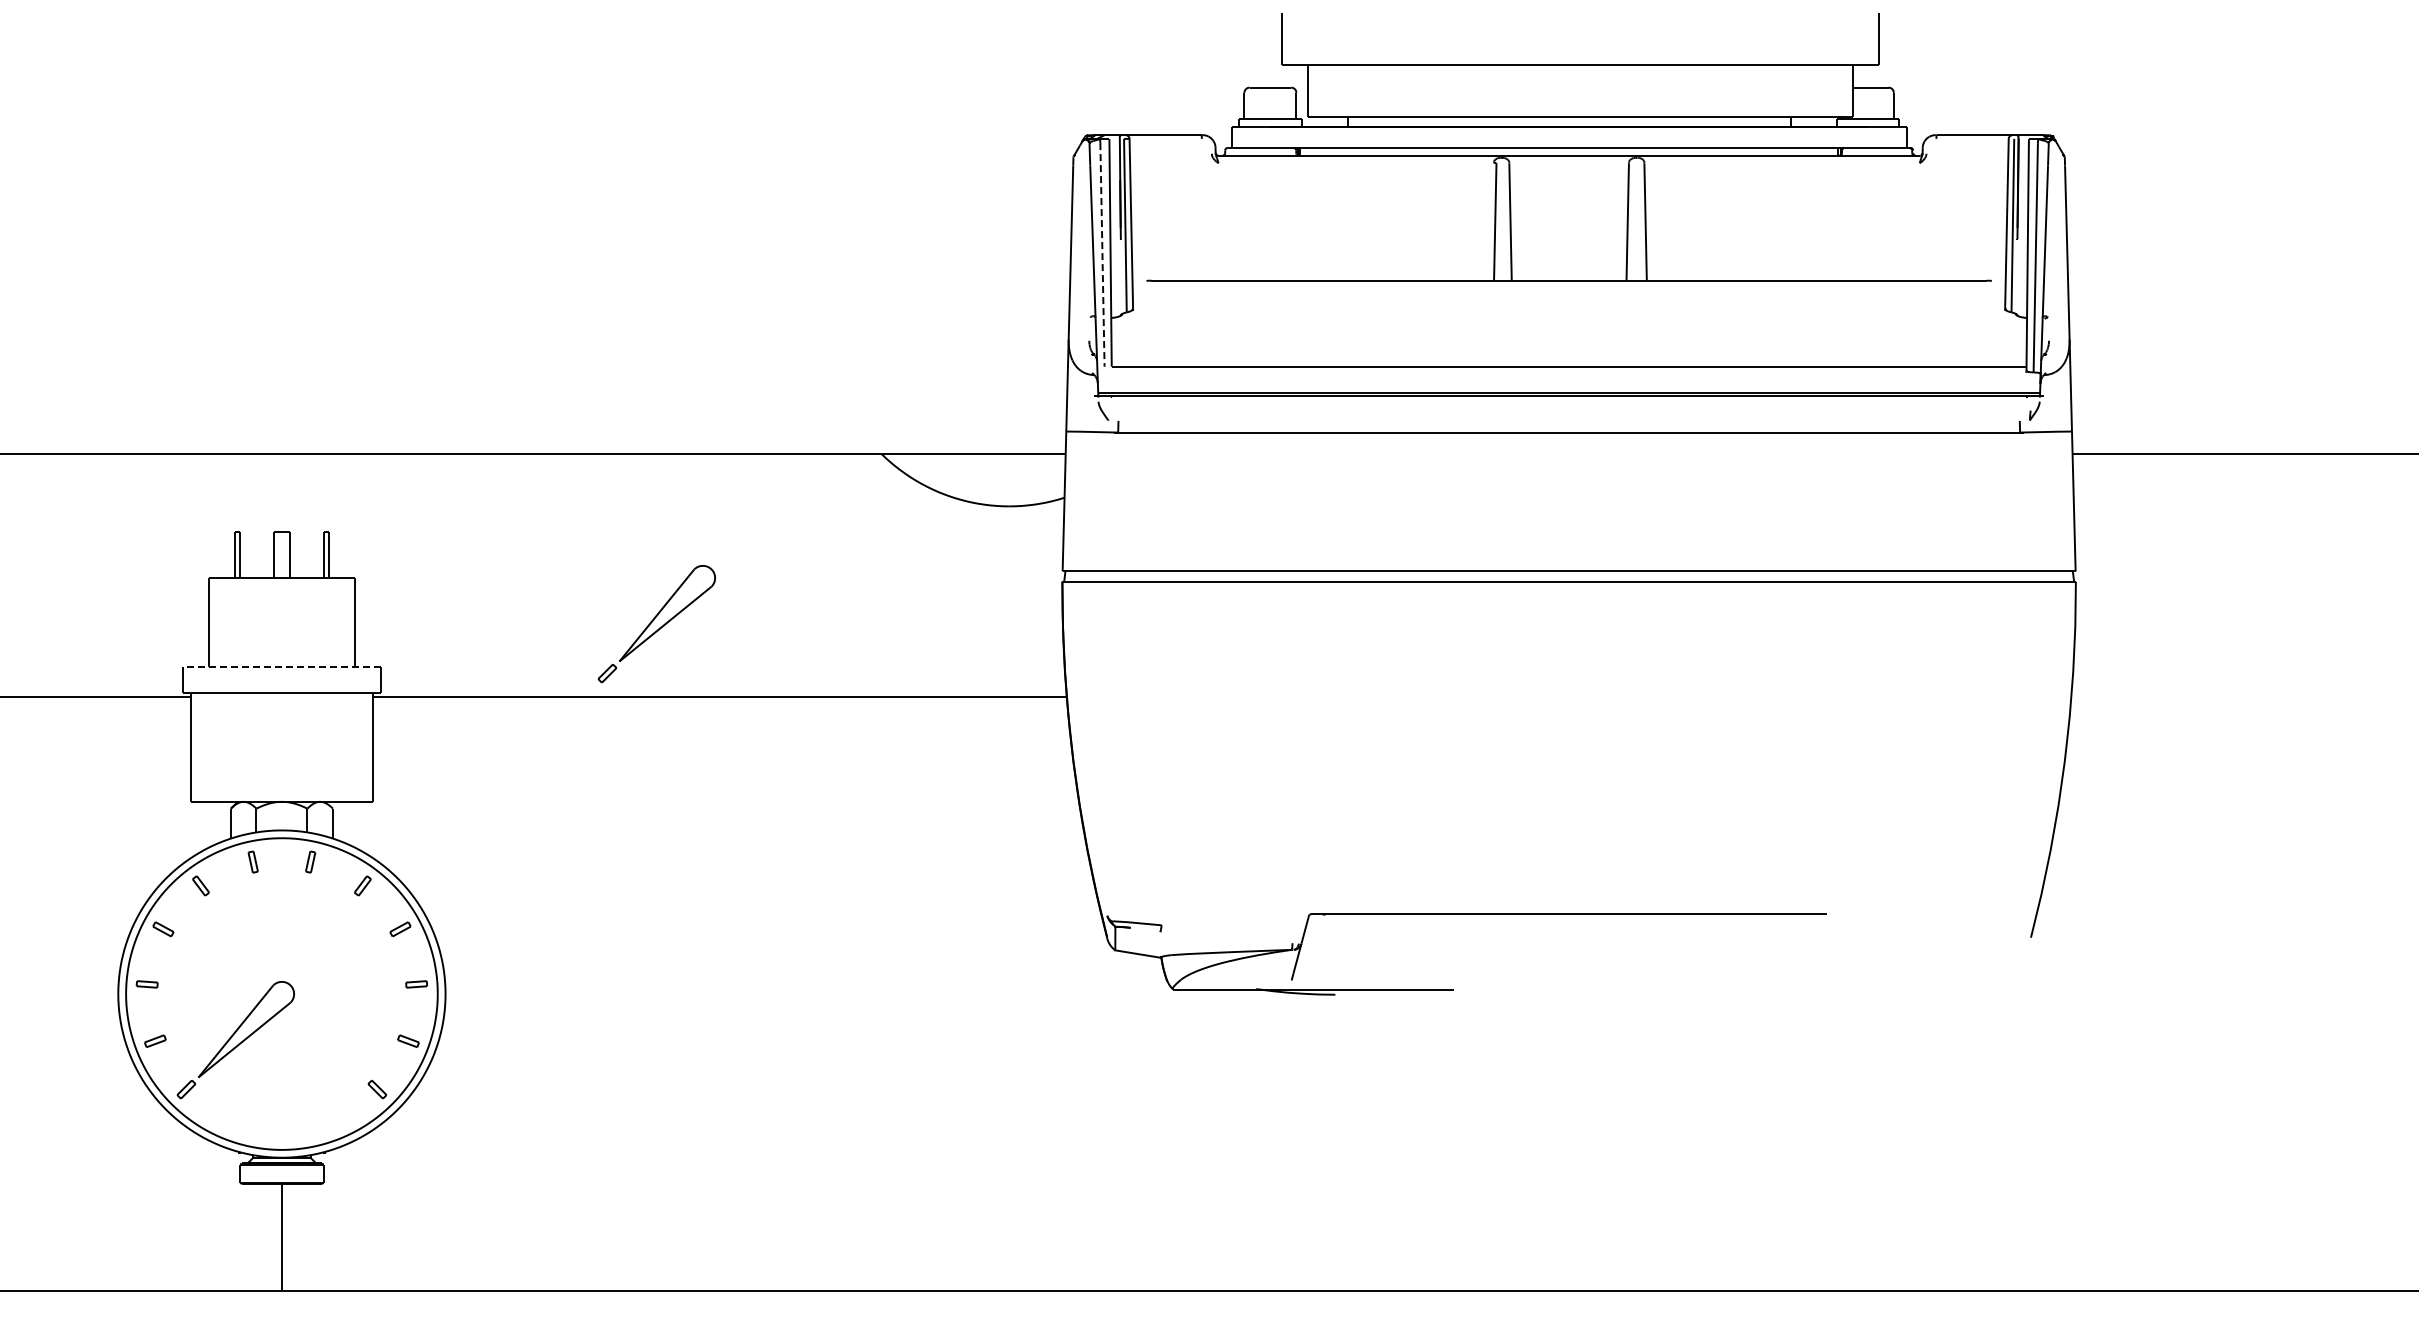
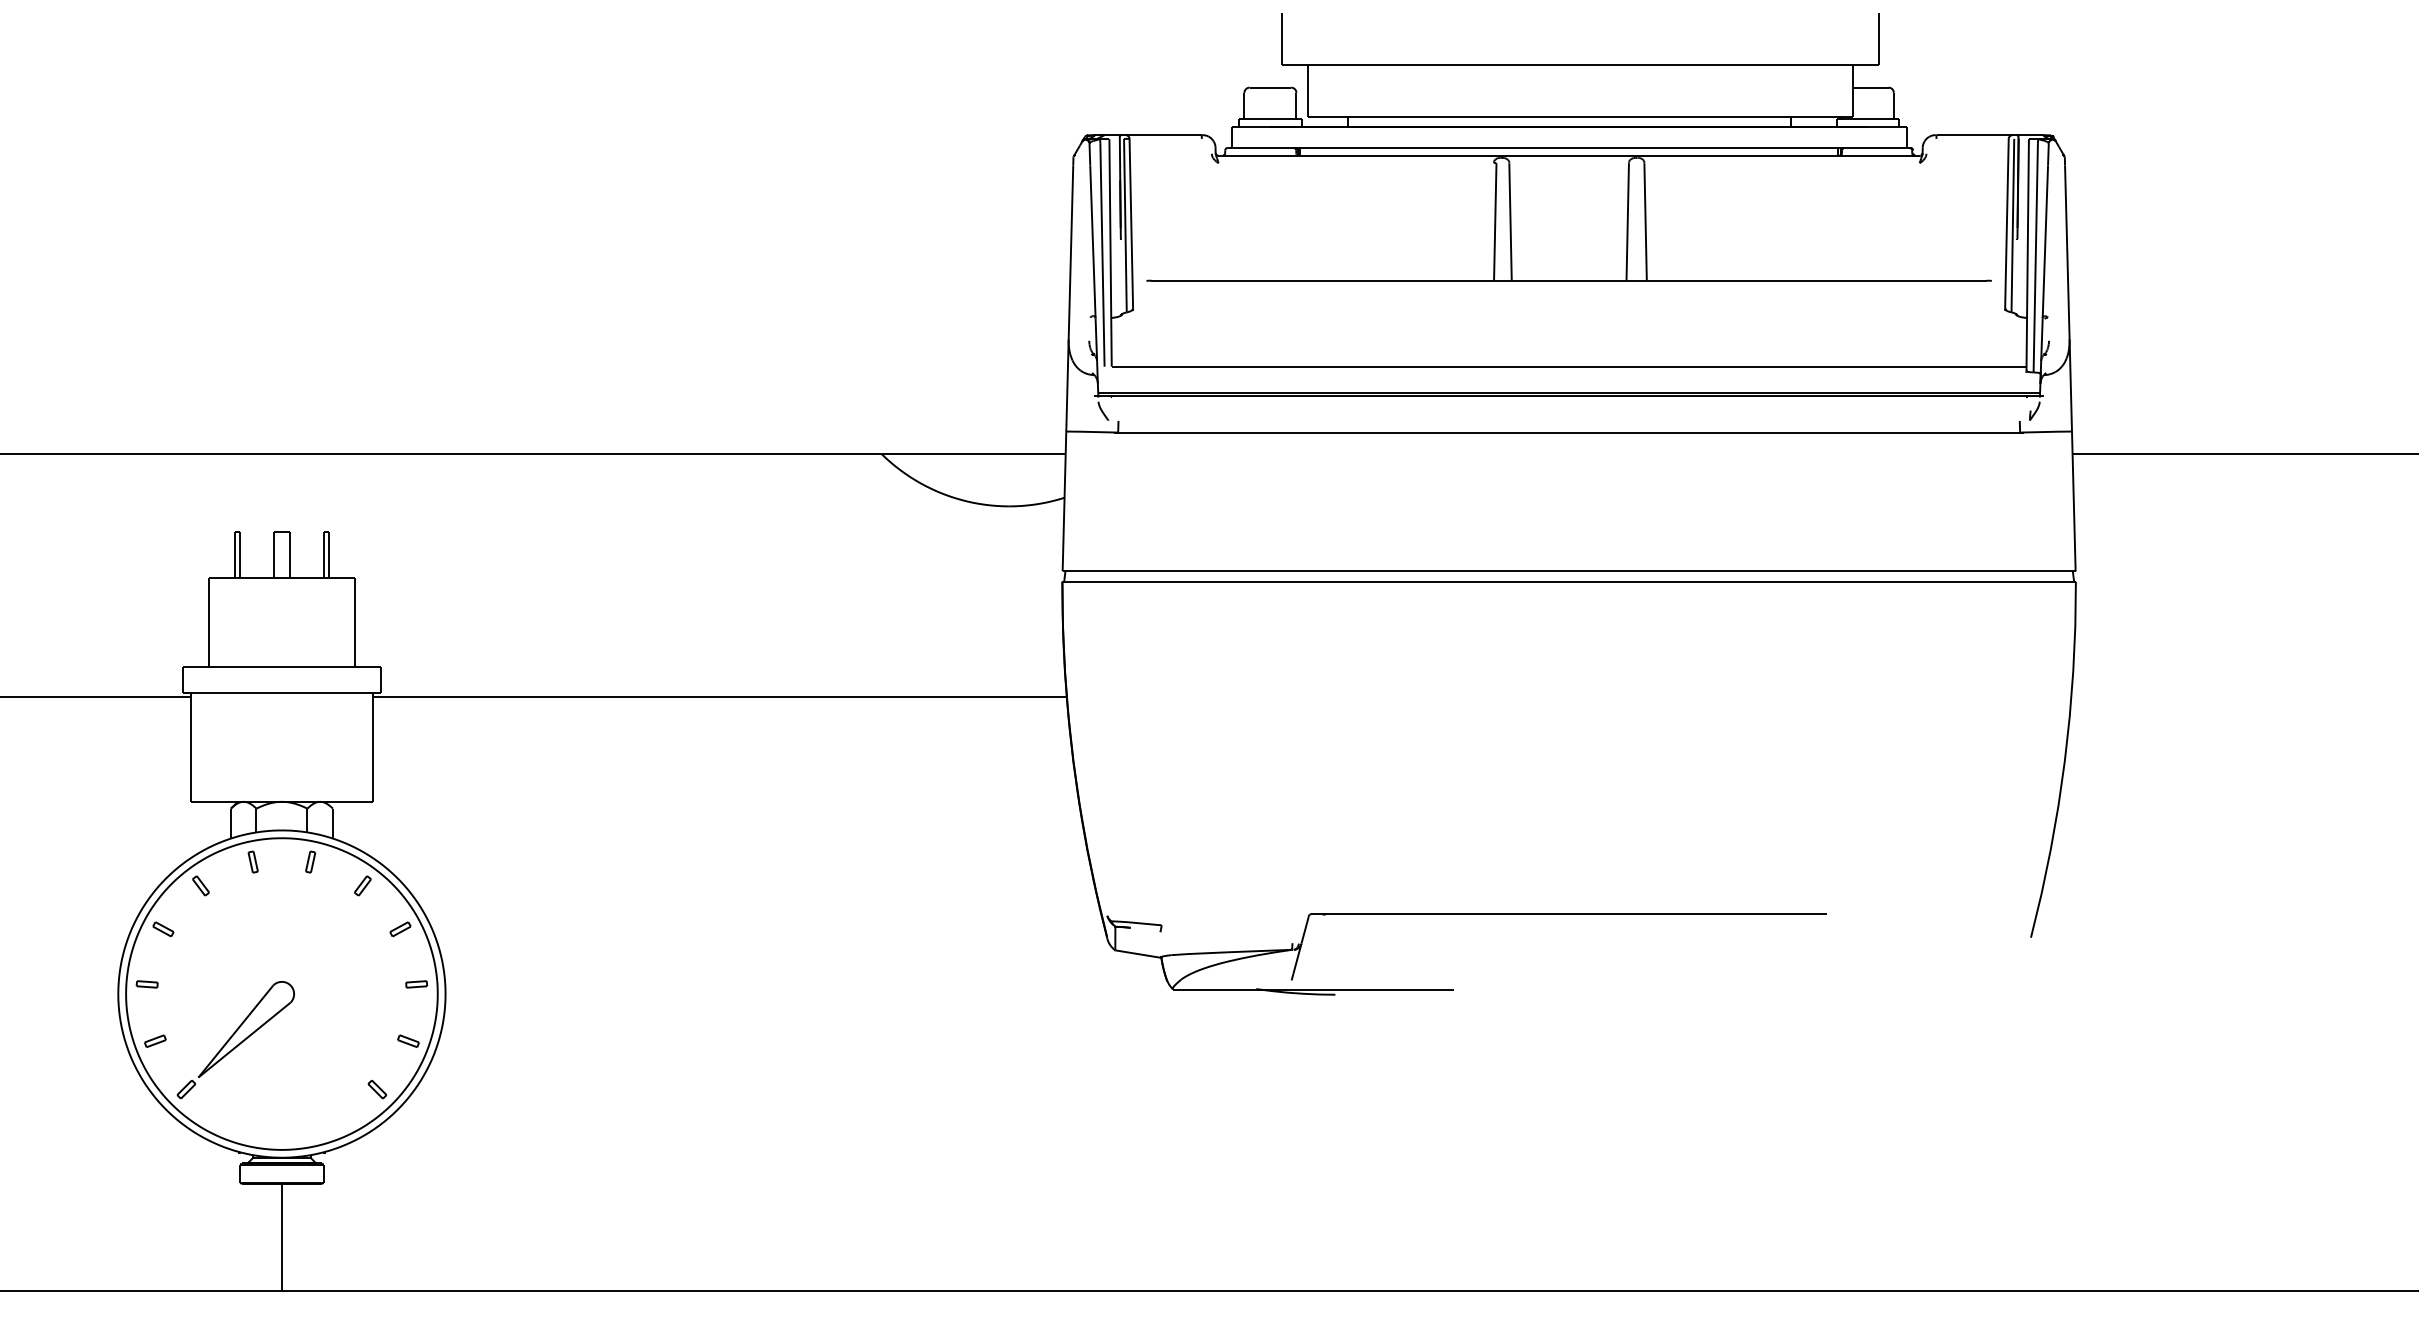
line: dashed -> solid (1102, 254)
part: present -> none (656, 624)
line: dashed -> solid (281, 666)
